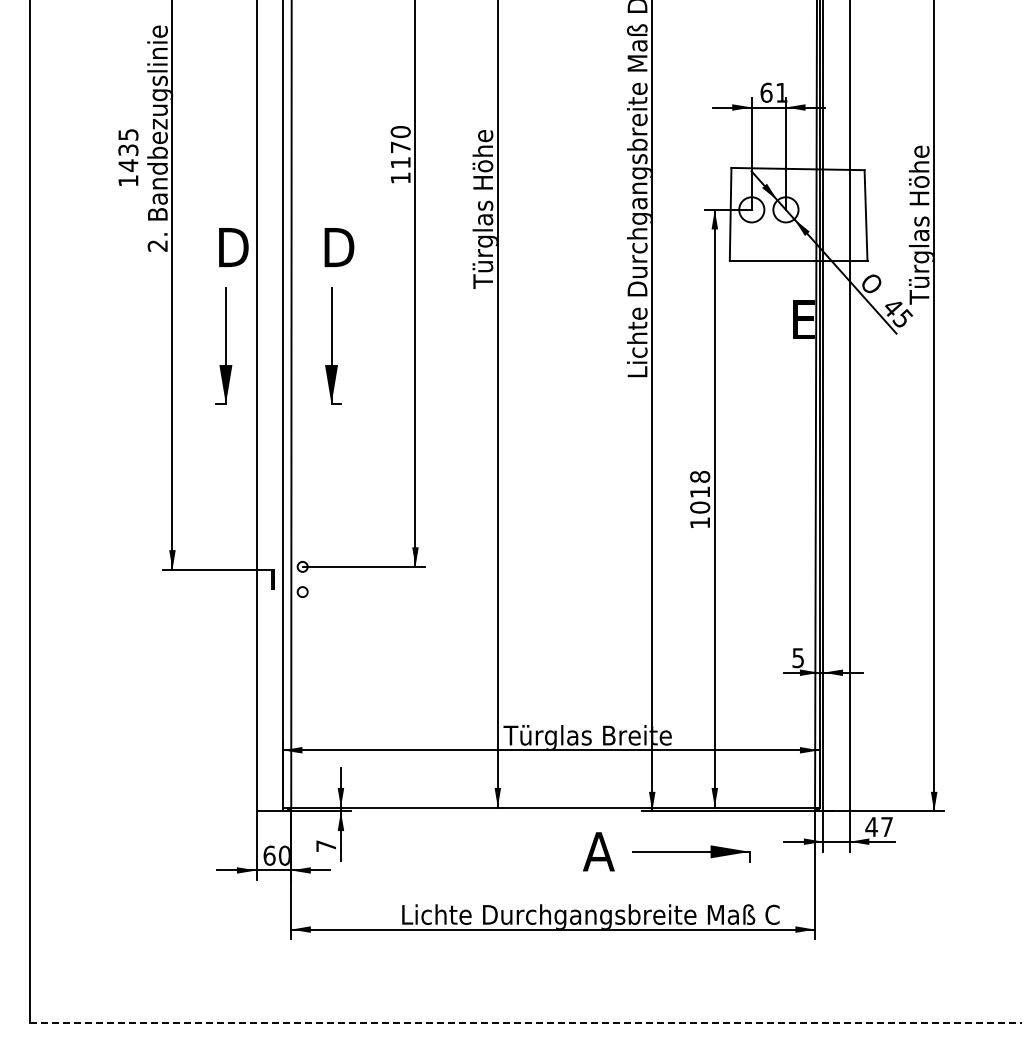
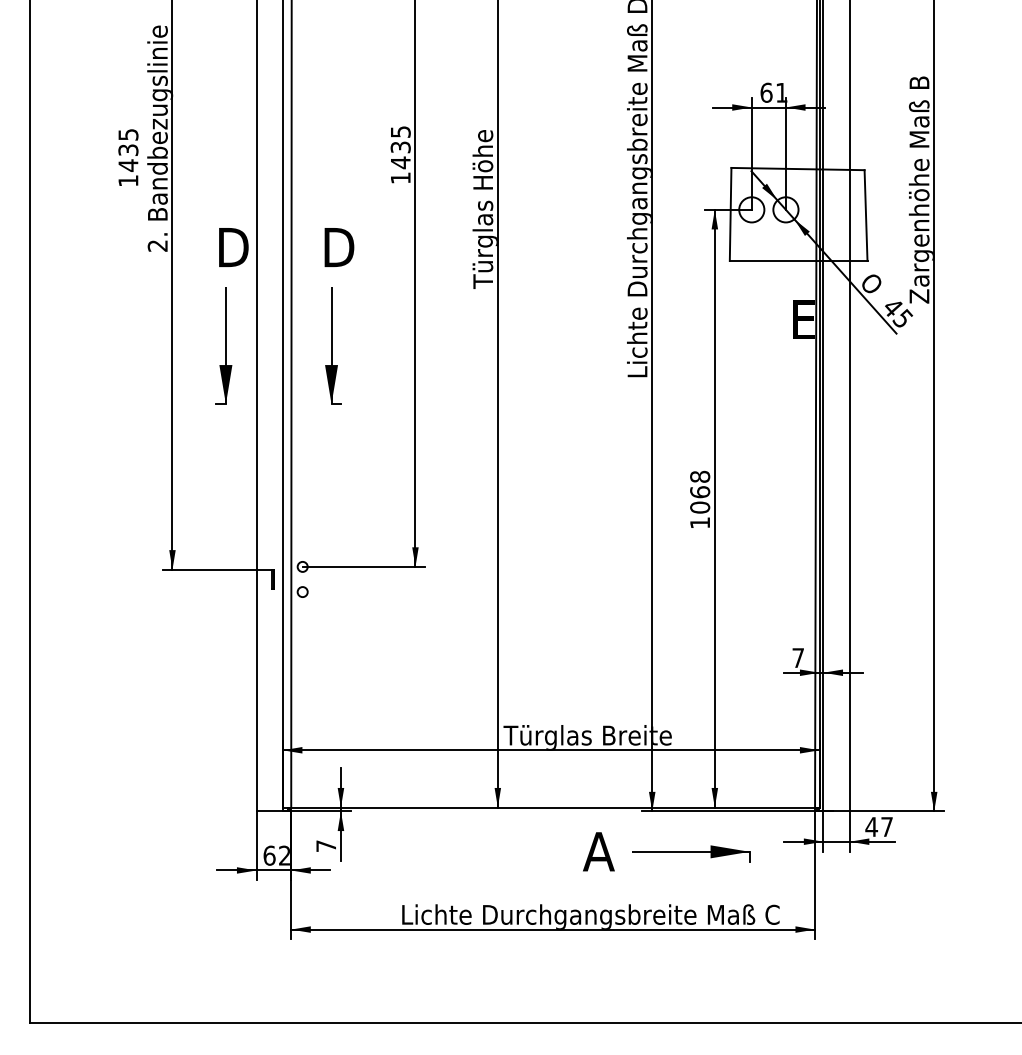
text: 1170 -> 1435 (400, 147)
text: Türglas Höhe -> Zargenhöhe Maß B (920, 190)
text: 1018 -> 1068 (700, 492)
text: 5 -> 7 (797, 658)
text: 60 -> 62 (284, 855)
line: dashed -> solid (526, 1023)
